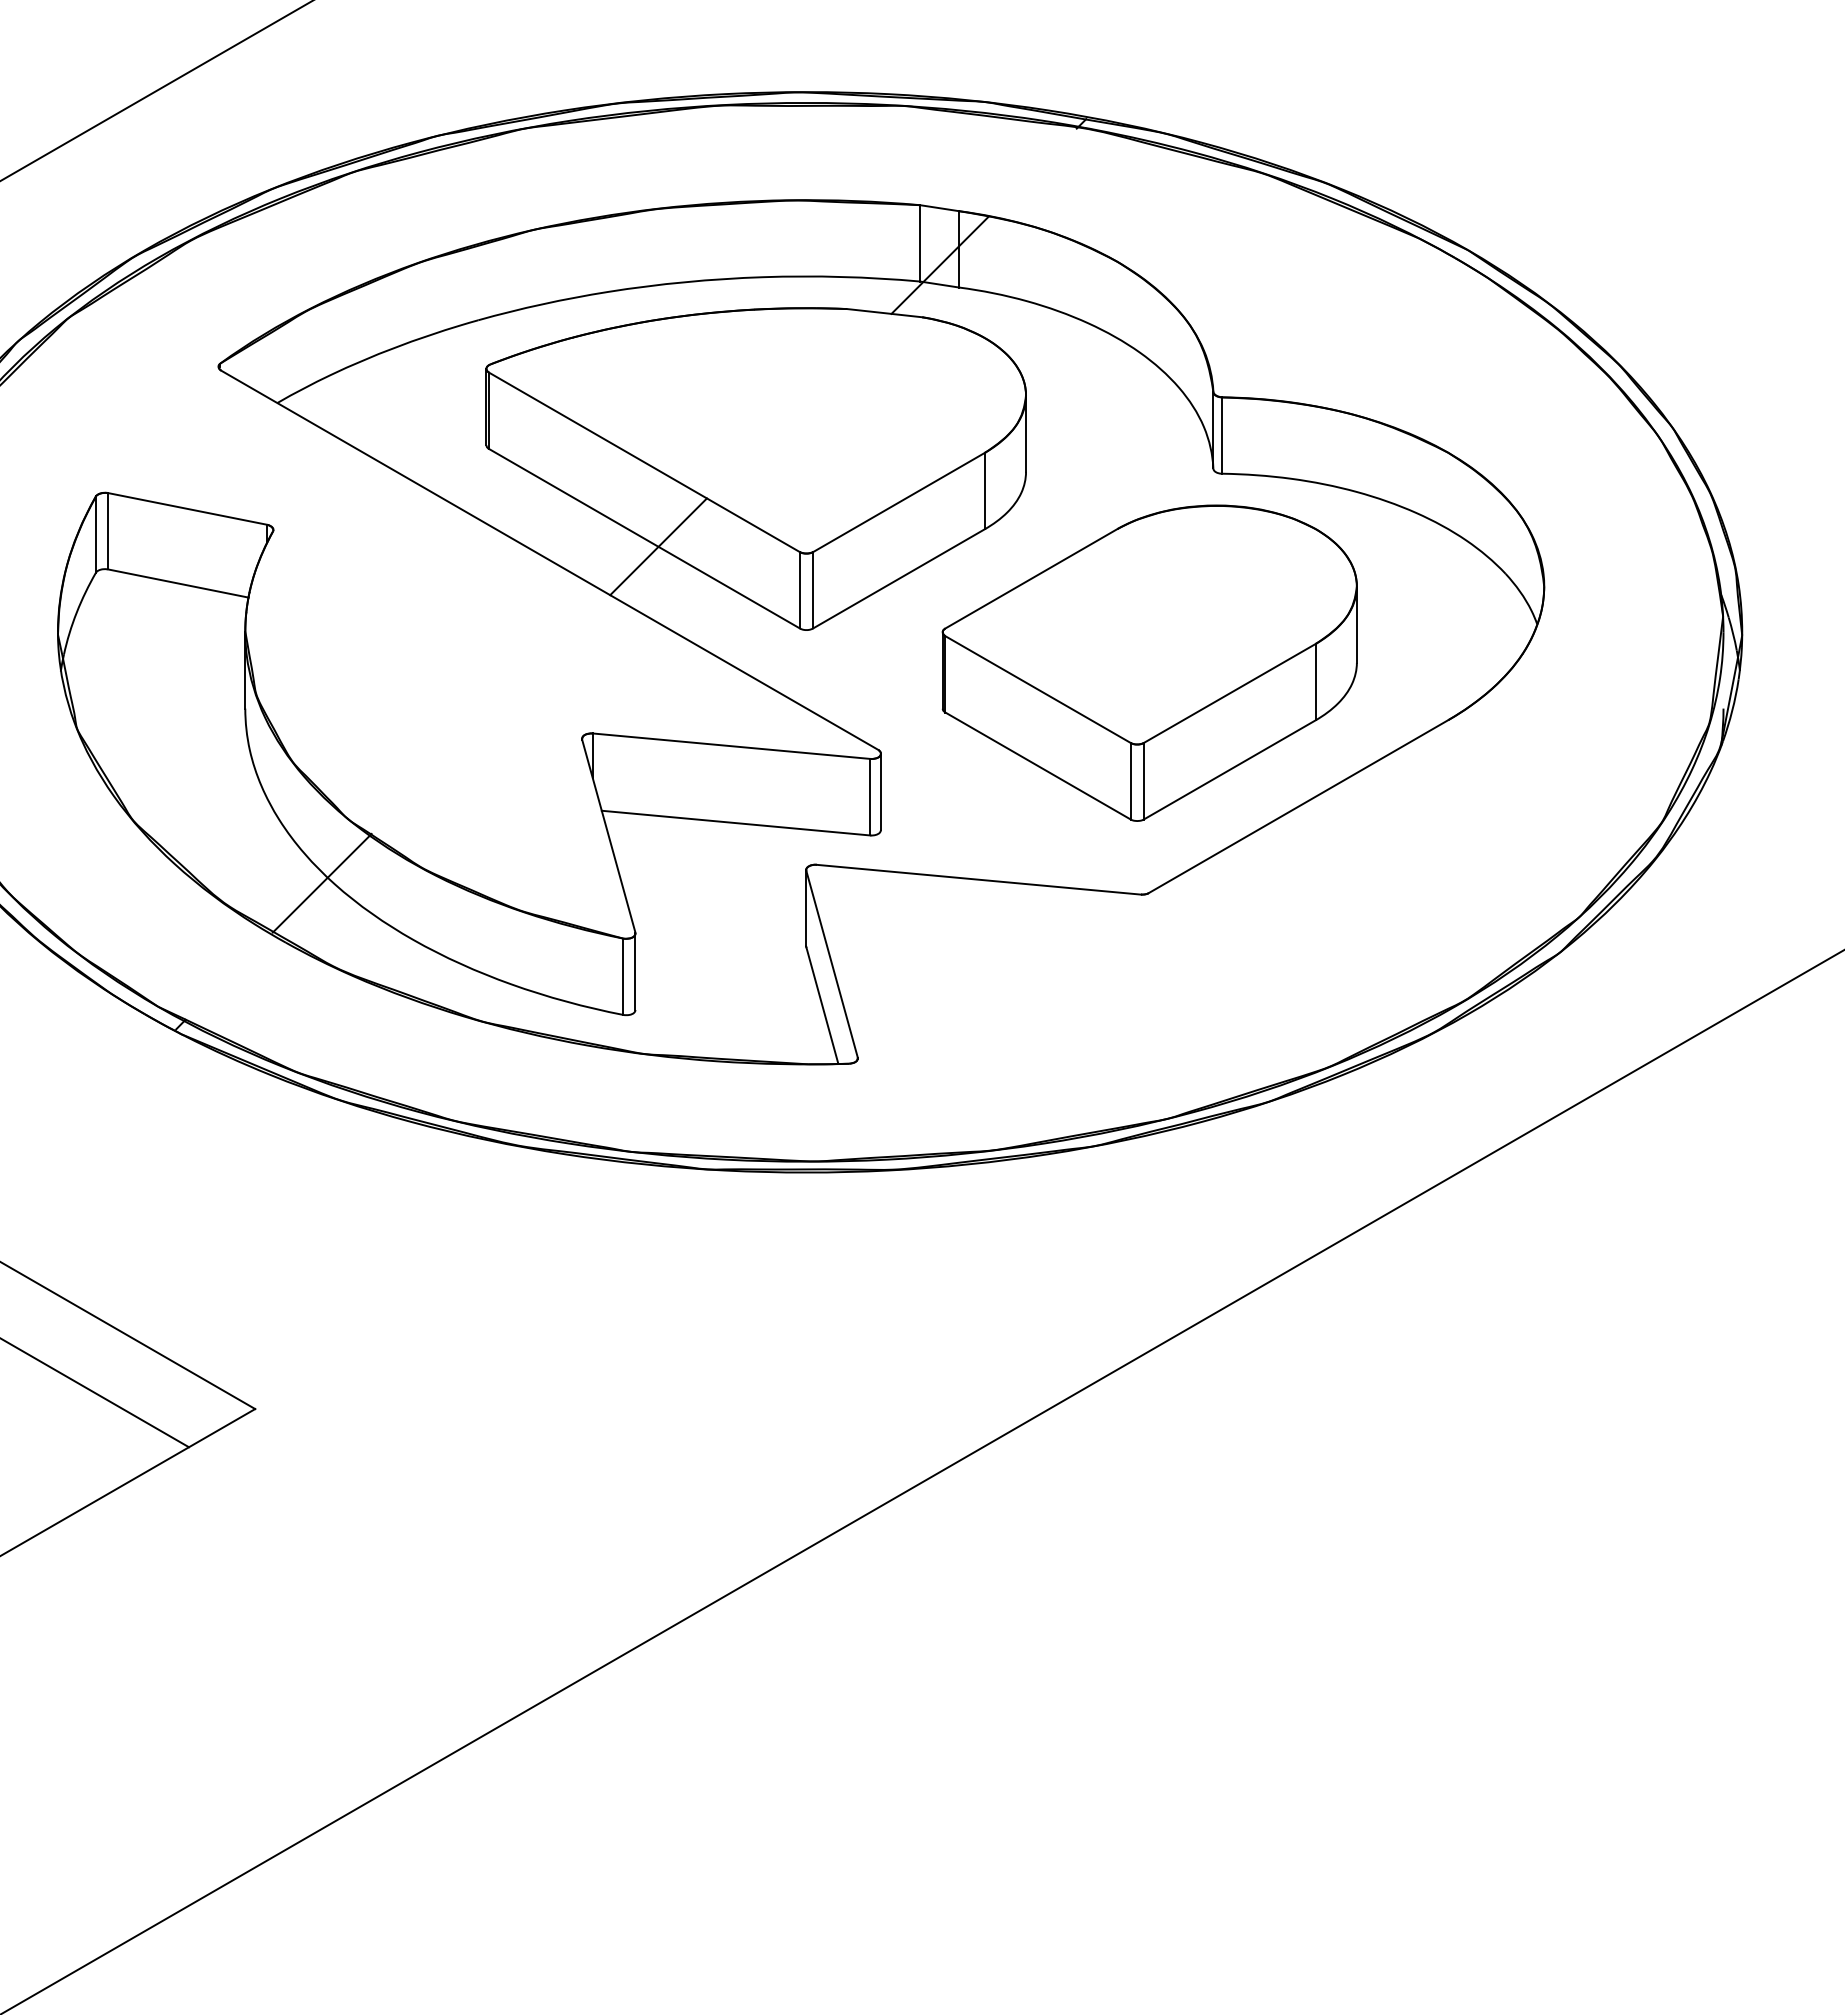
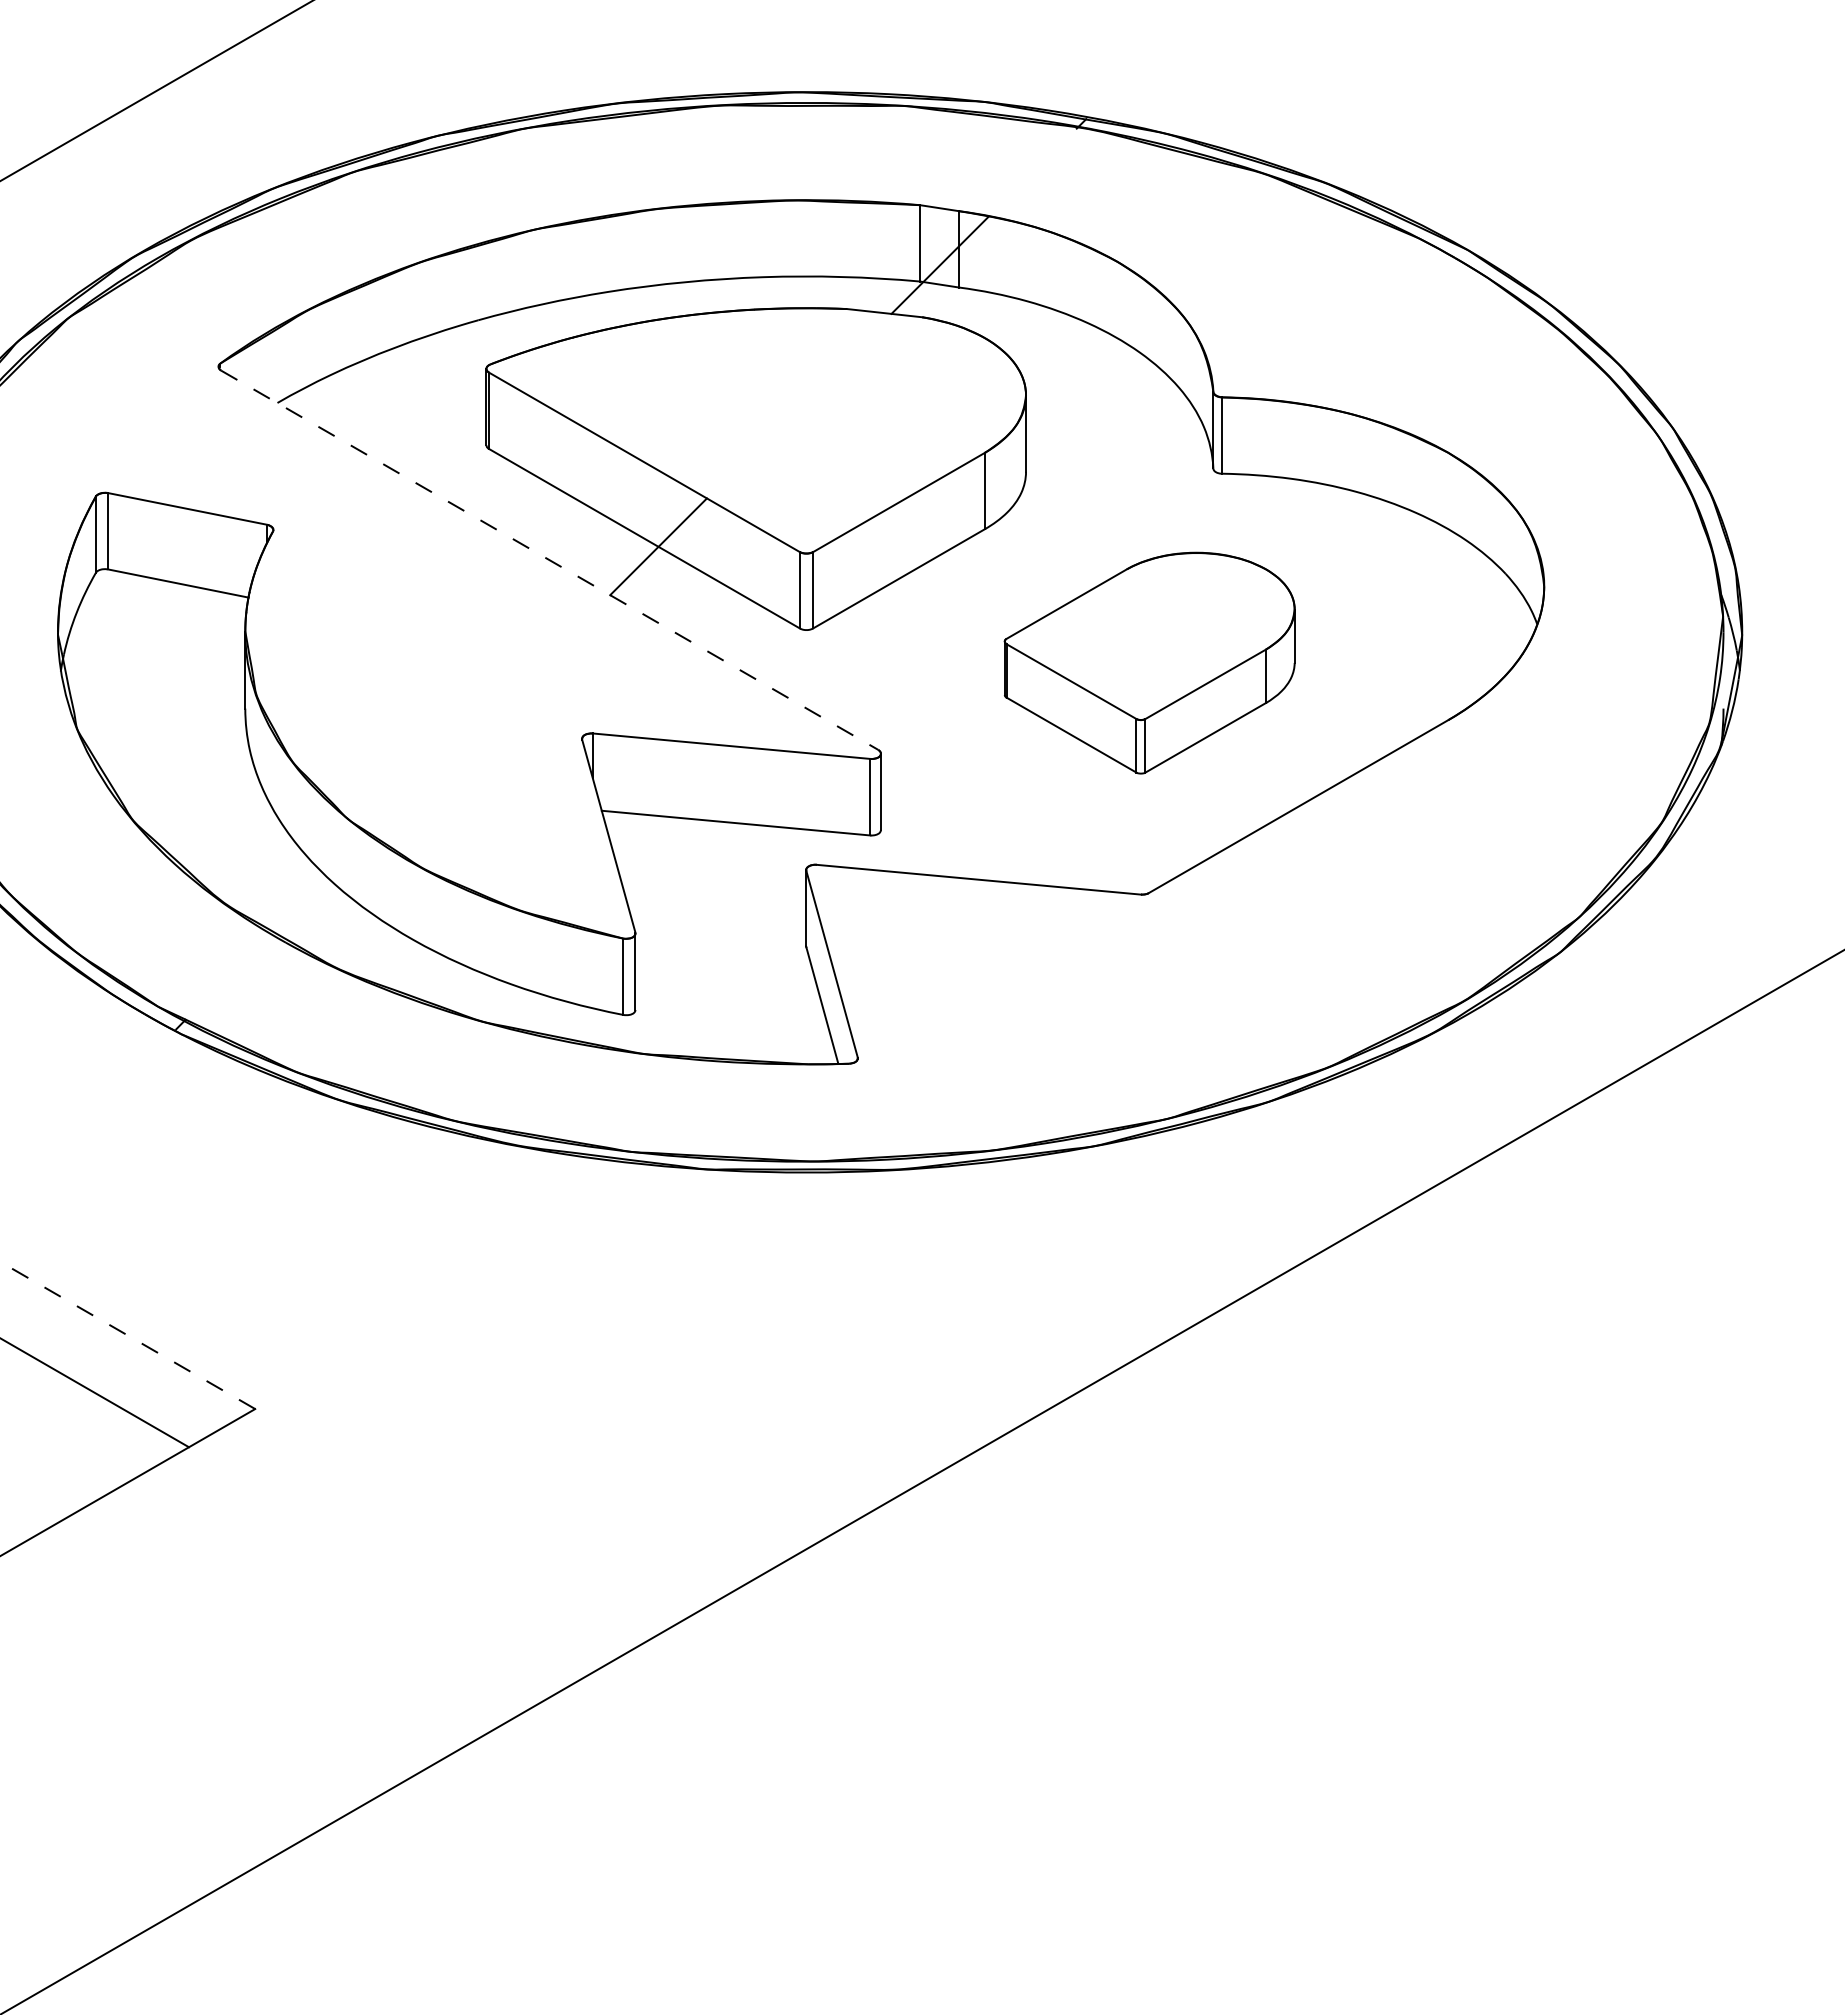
line: solid -> dashed (550, 560)
part size: 417x318 px -> 293x224 px (1149, 662)
line: present -> none (321, 882)
line: solid -> dashed (127, 1335)
